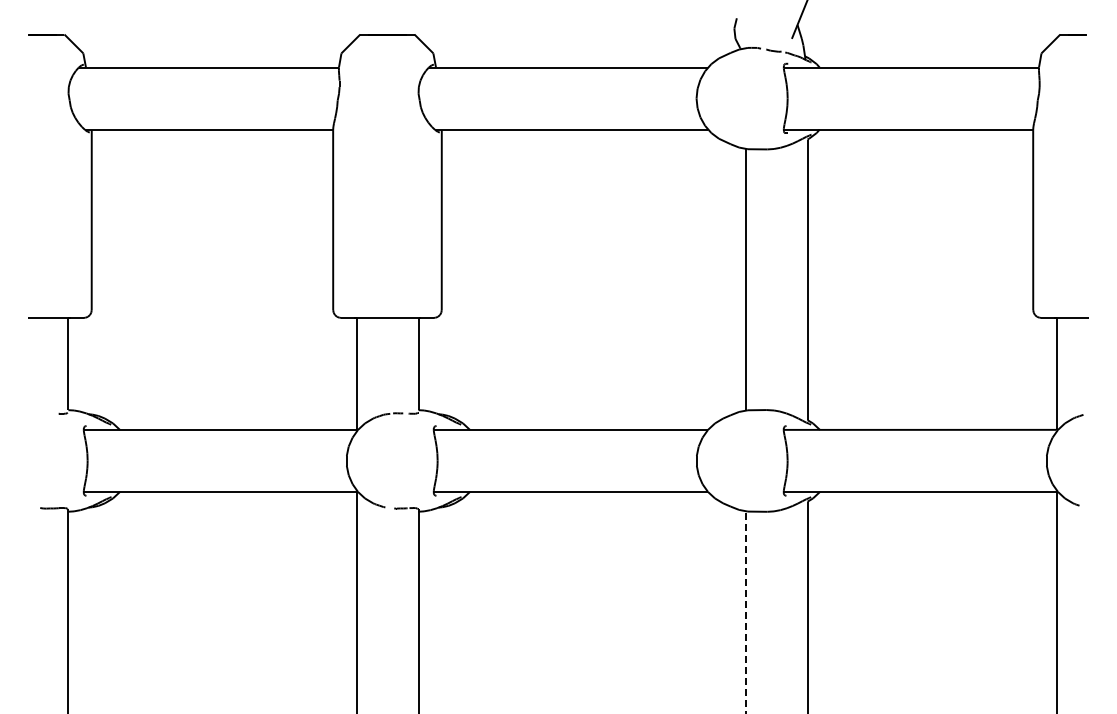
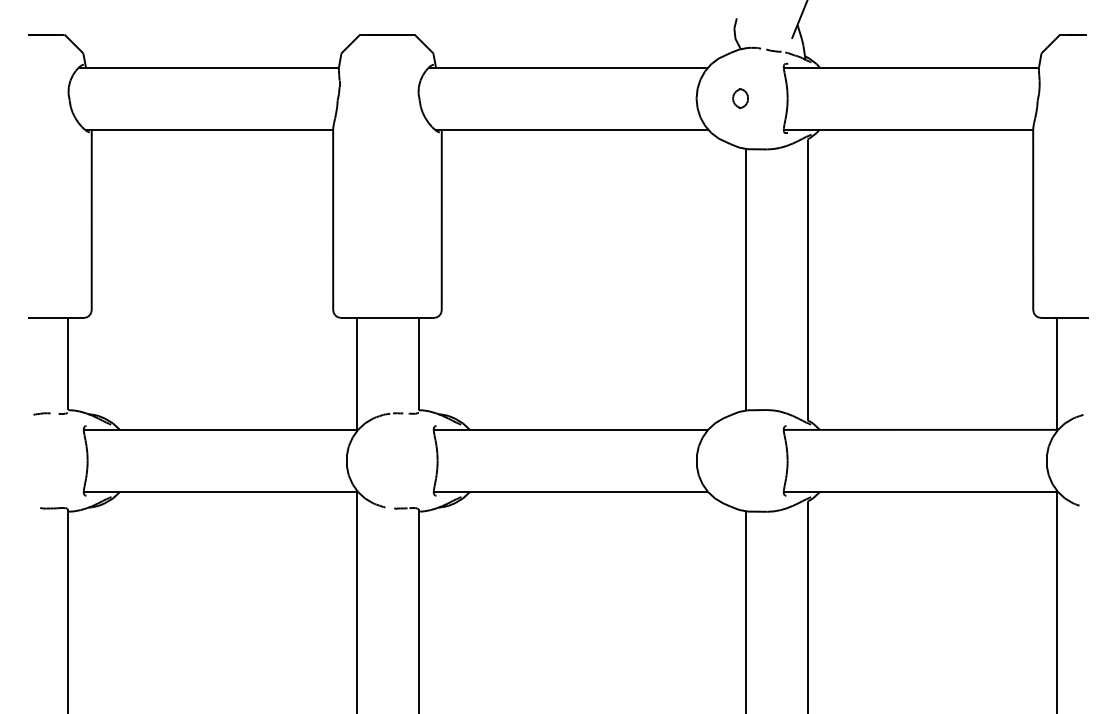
part: none -> present (740, 98)
line: none -> present (41, 413)
line: dashed -> solid (745, 612)
